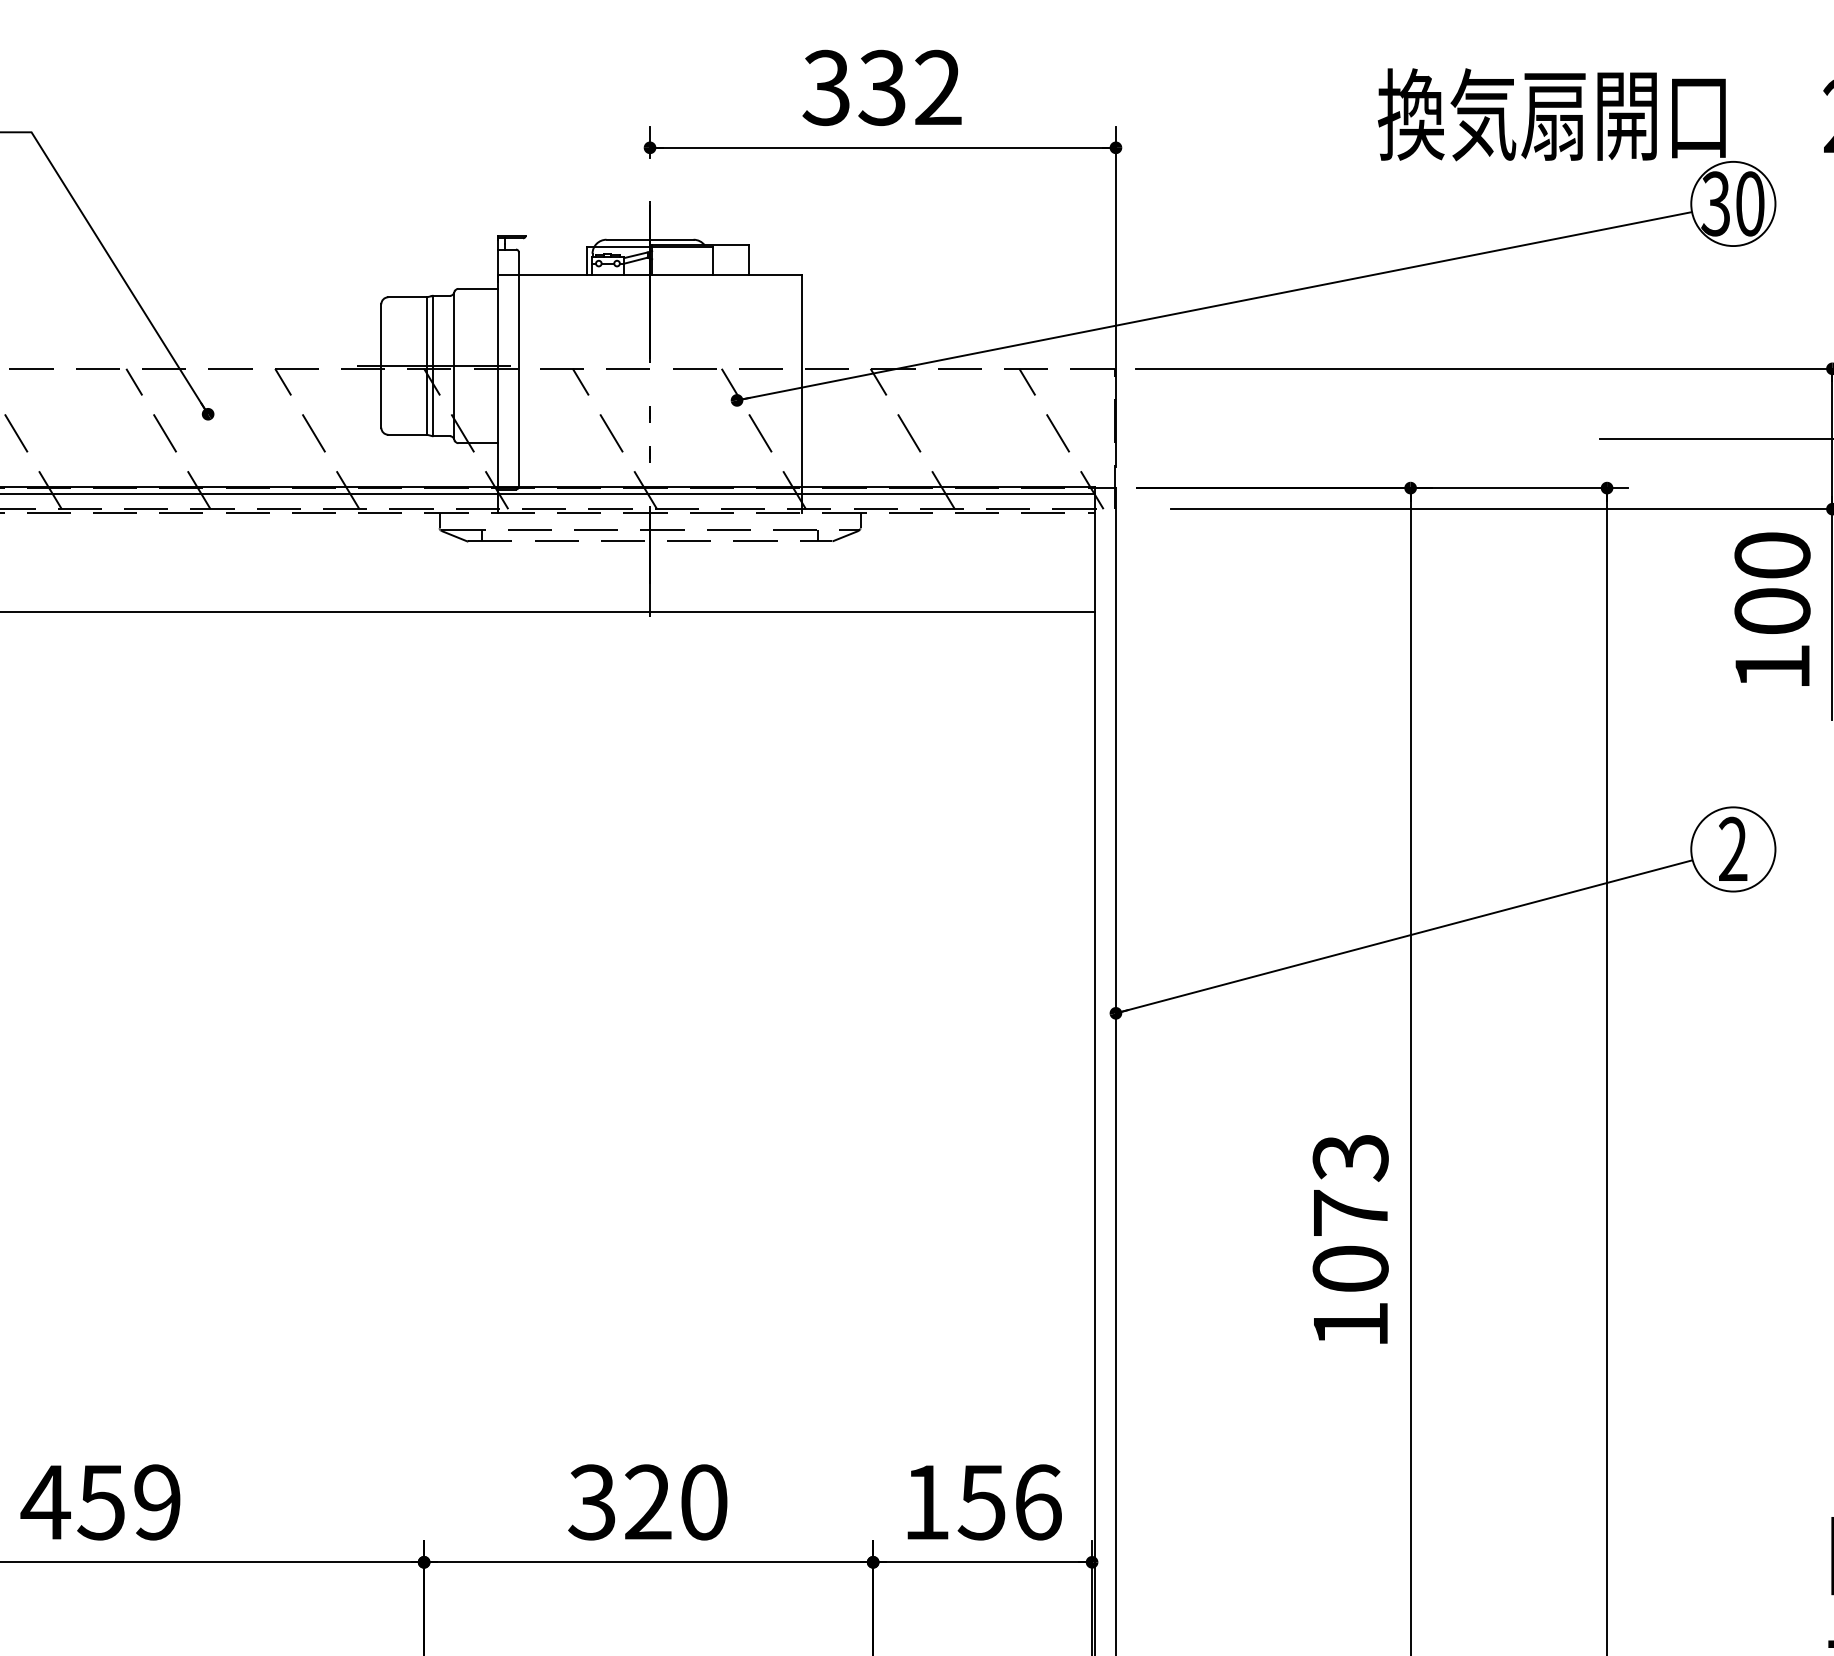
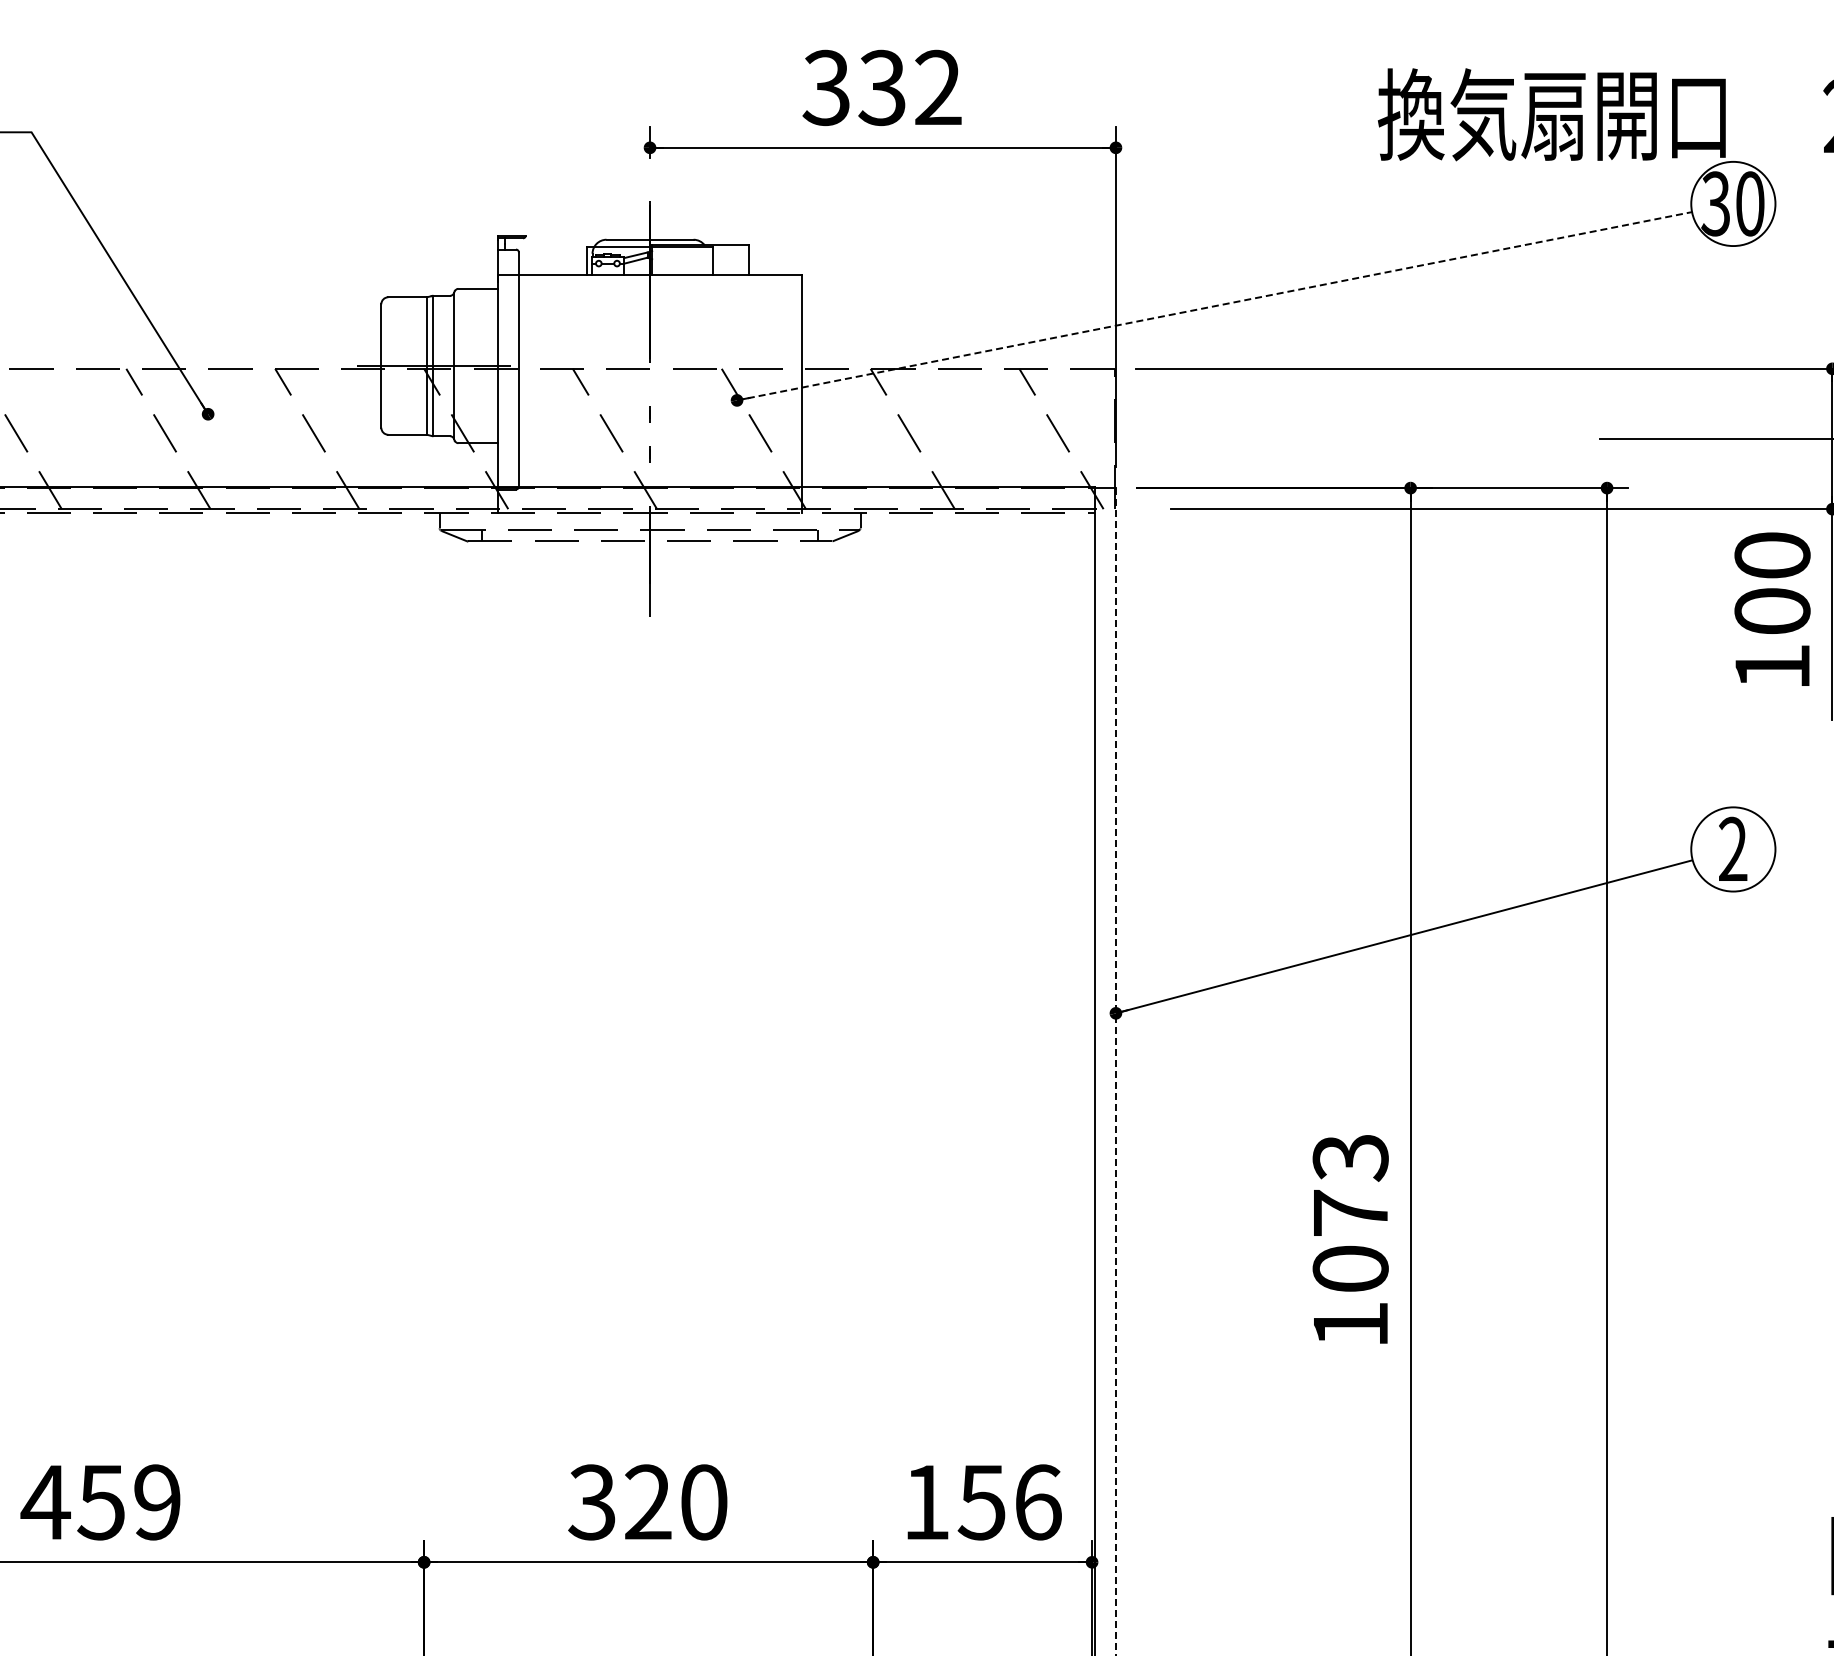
line: solid -> dashed (1214, 306)
line: present -> none (548, 493)
line: present -> none (548, 611)
line: solid -> dashed (1115, 1071)
